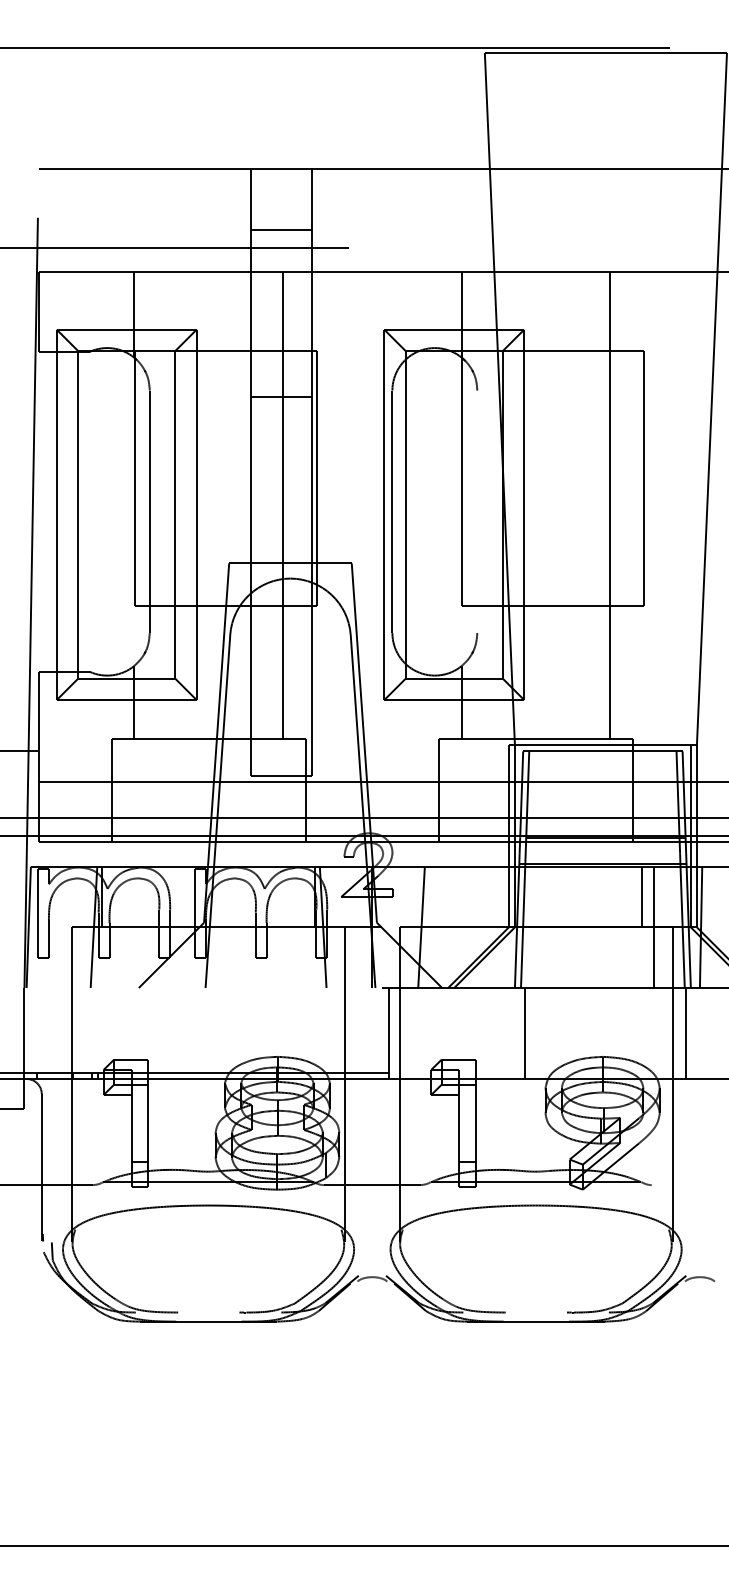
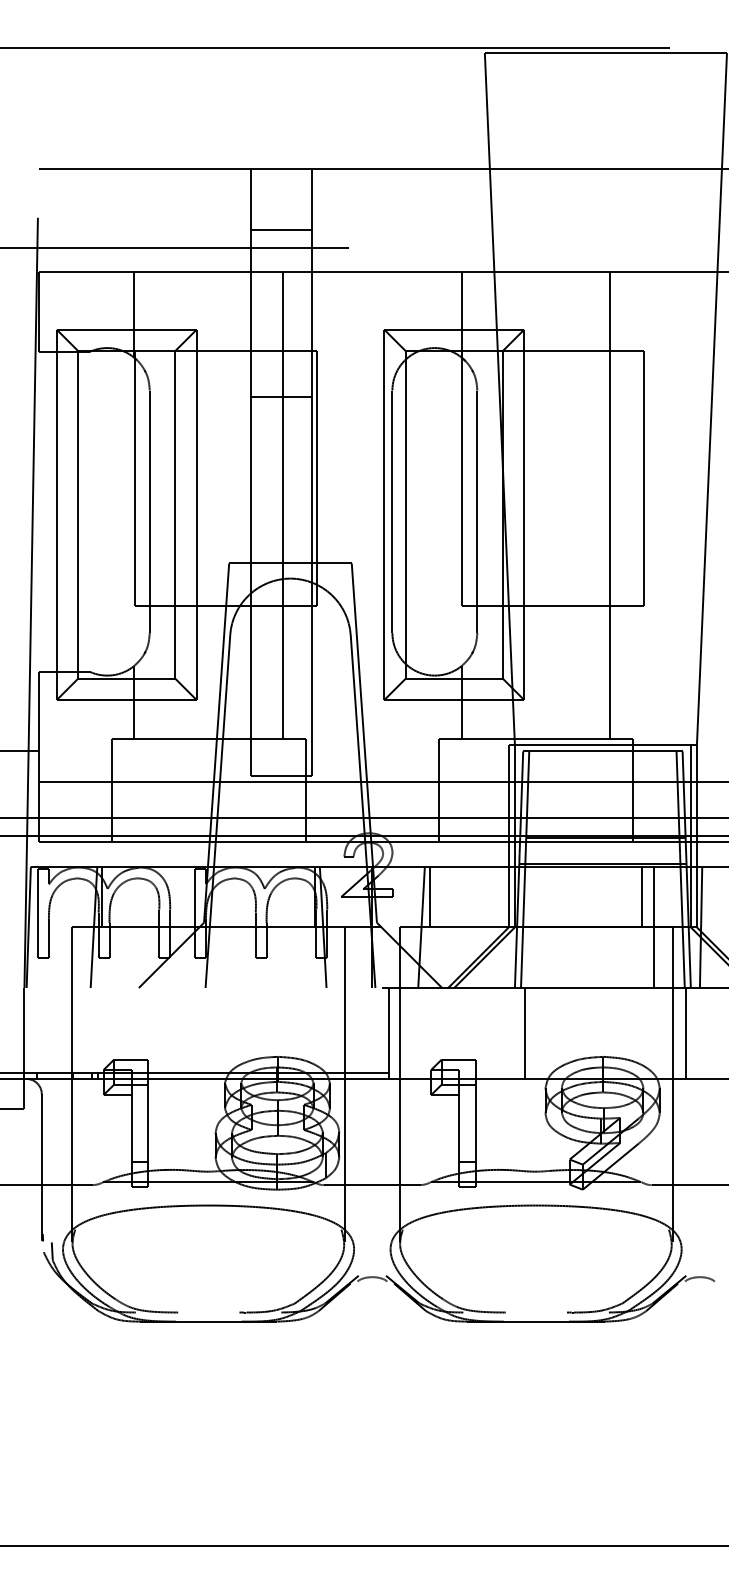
line: none -> present (477, 511)
line: none -> present (430, 896)
line: none -> present (688, 1185)
